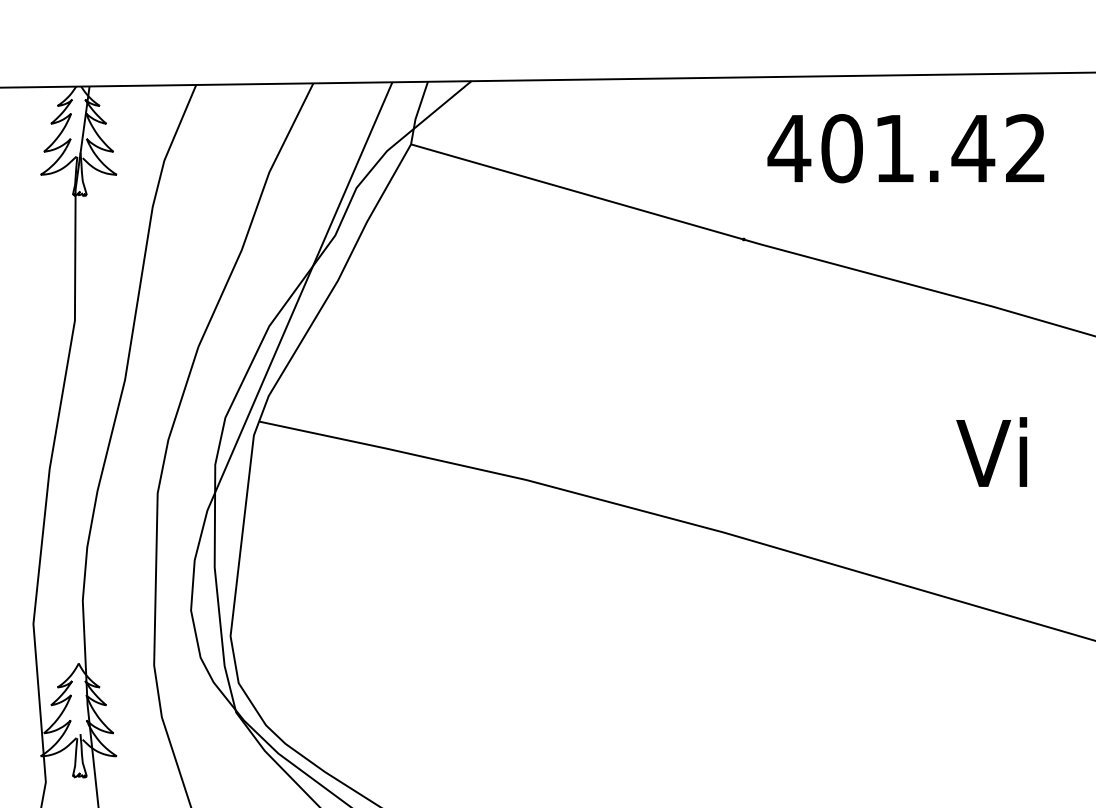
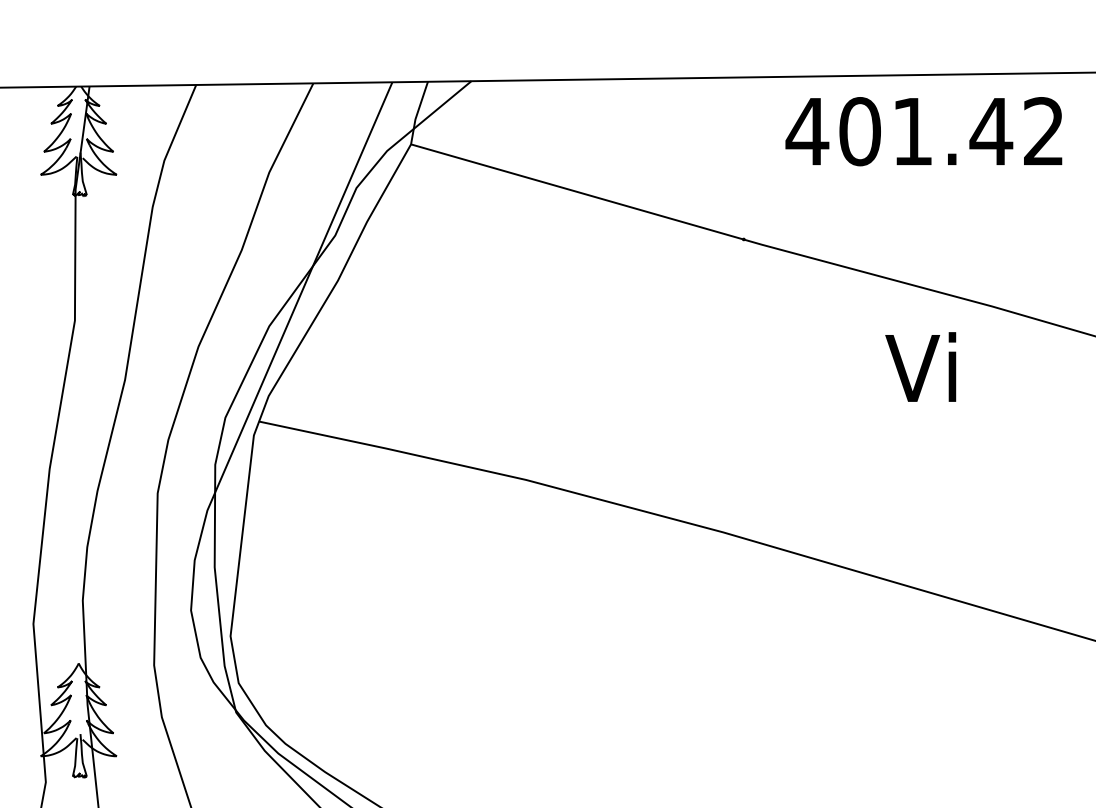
text position: (905, 148) -> (923, 131) (923, 131)
text position: (991, 451) -> (920, 366) (920, 366)
